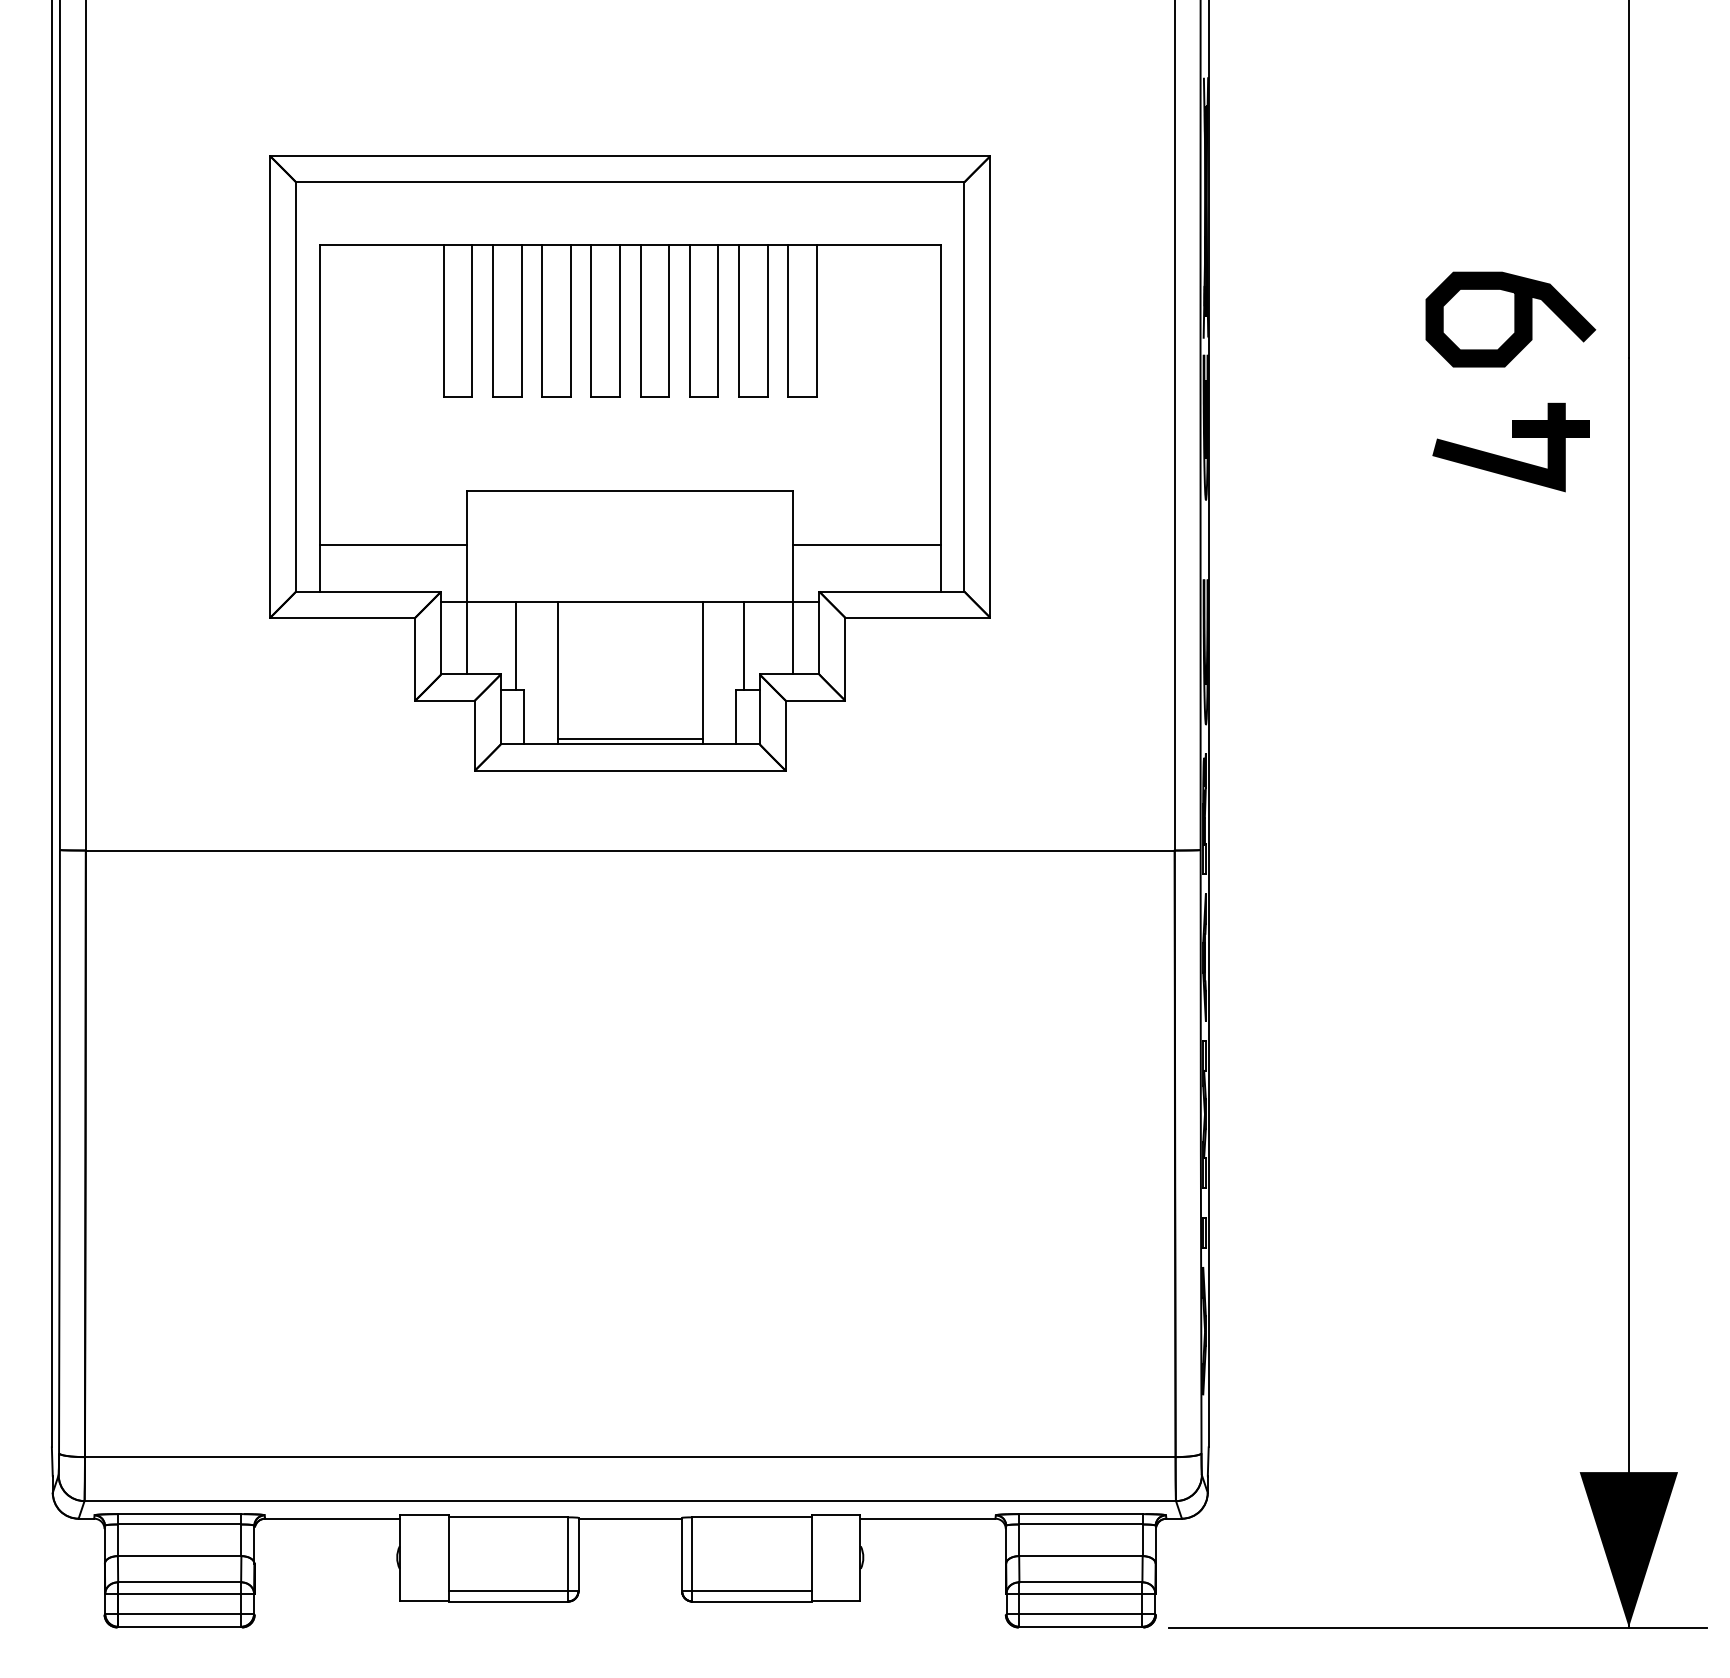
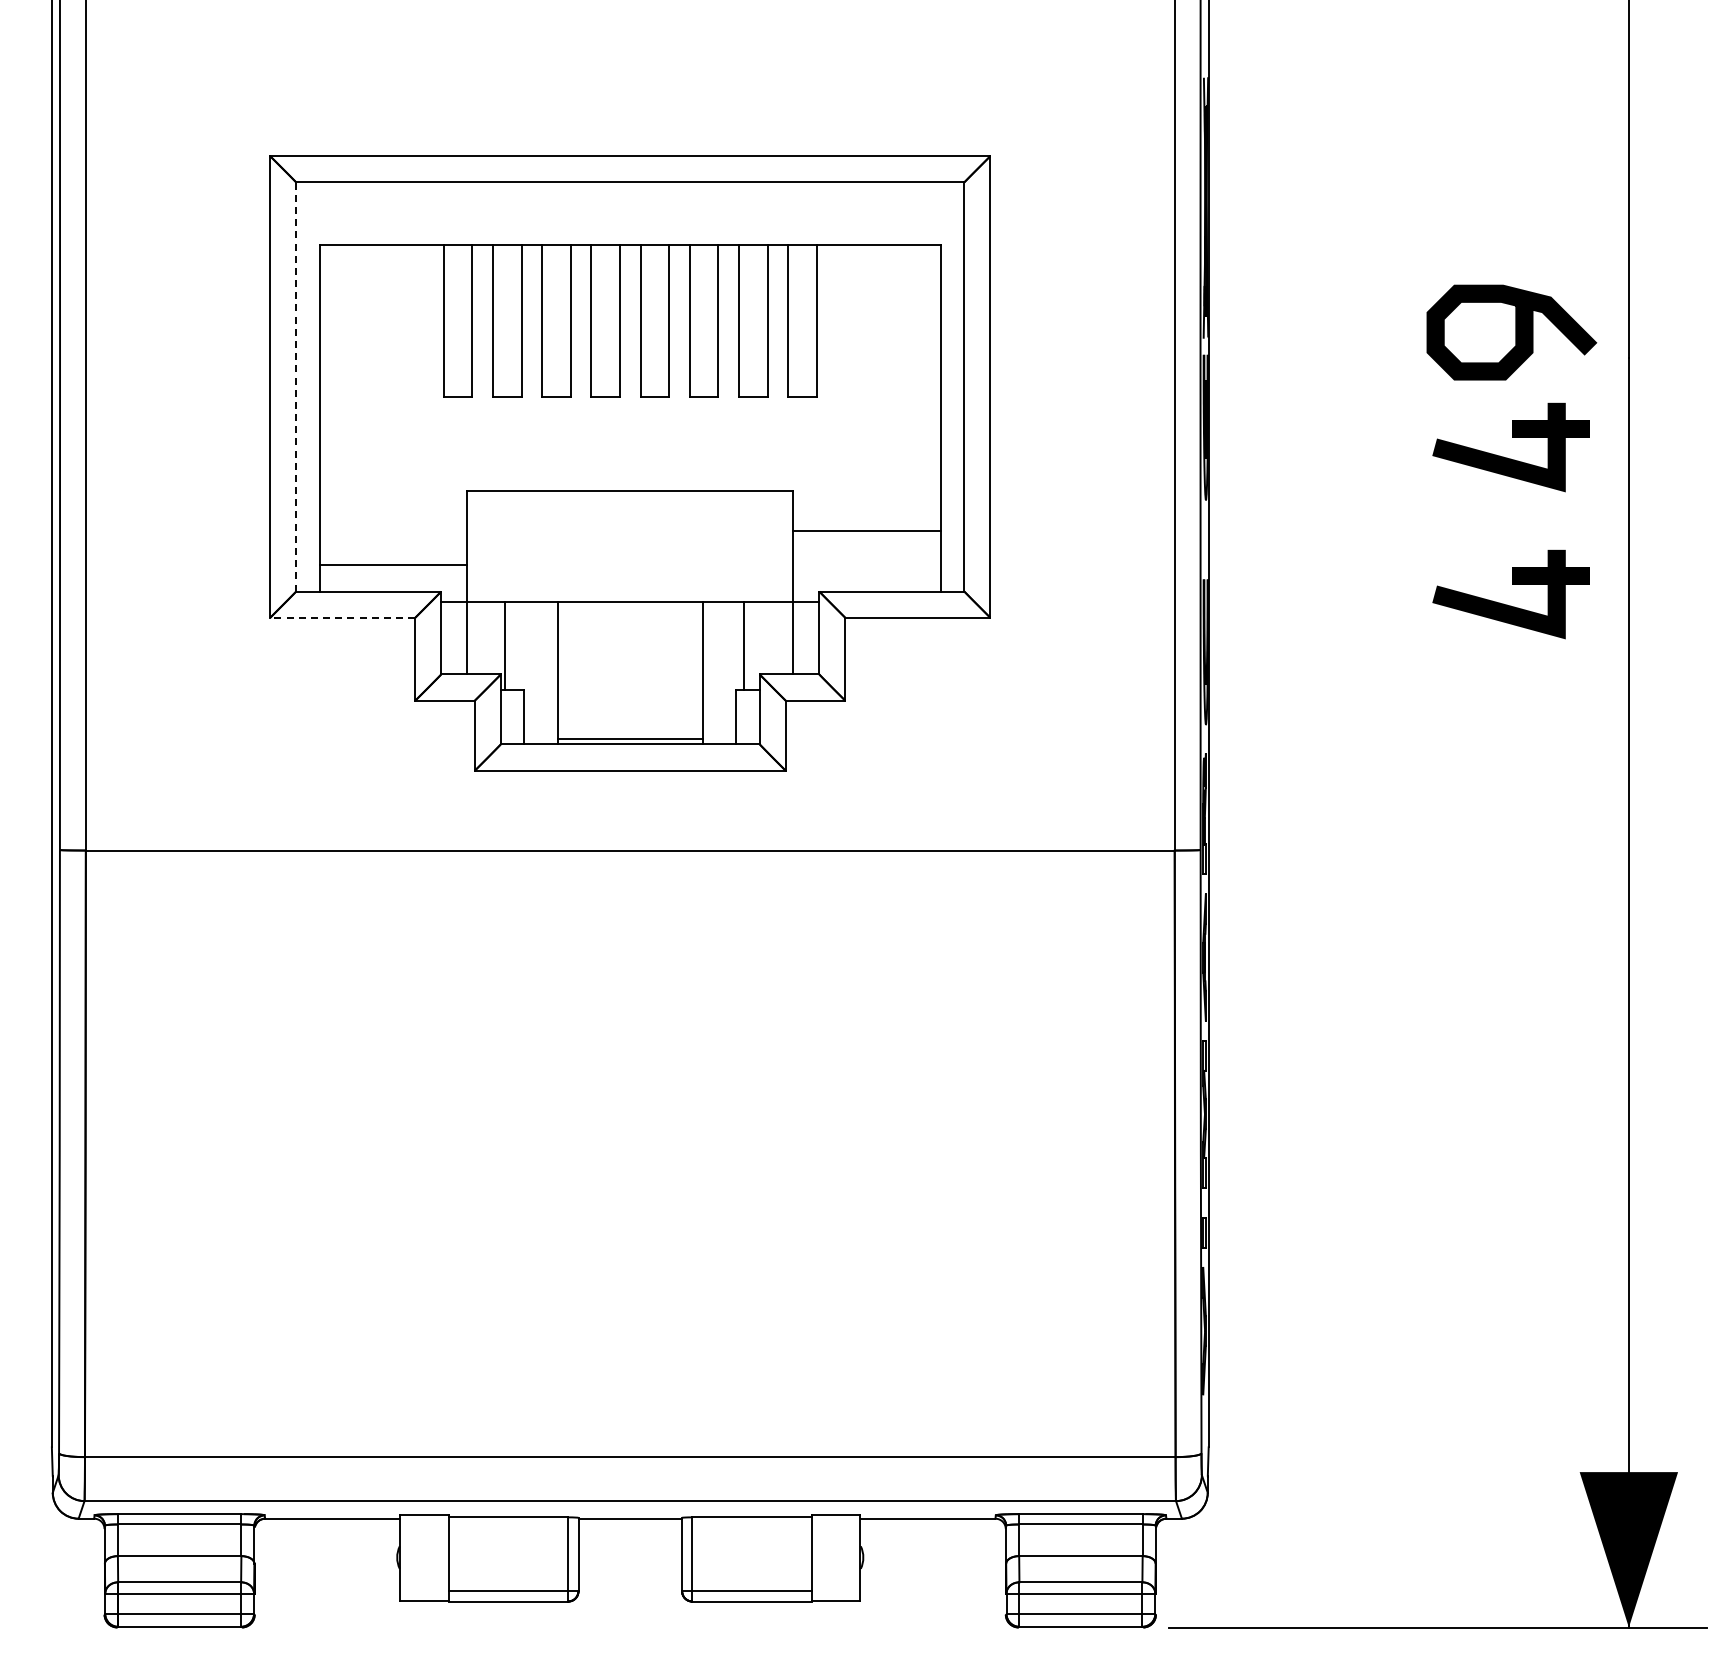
curve position: (1514, 319) -> (1515, 332) (1515, 332)
line: solid -> dashed (296, 386)
line position: (393, 544) -> (393, 564) (393, 564)
line position: (867, 544) -> (867, 530) (867, 530)
part: none -> present (1512, 584)
line: solid -> dashed (342, 617)
line position: (516, 645) -> (505, 645) (505, 645)
